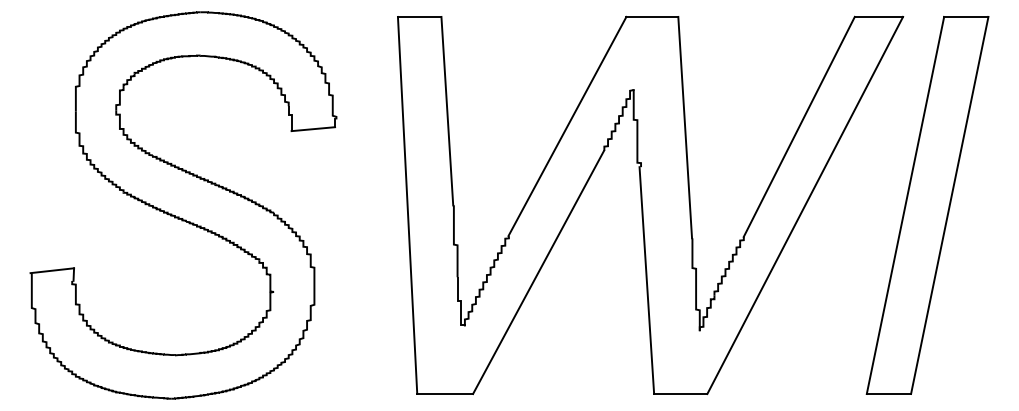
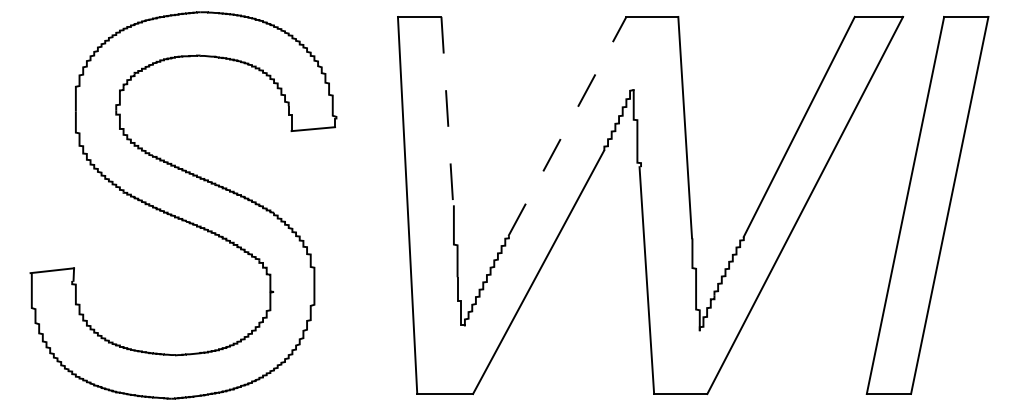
line: solid -> dashed (447, 111)
line: solid -> dashed (567, 126)
